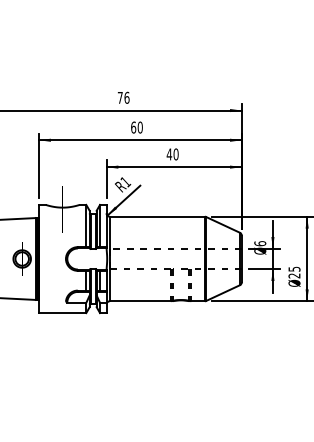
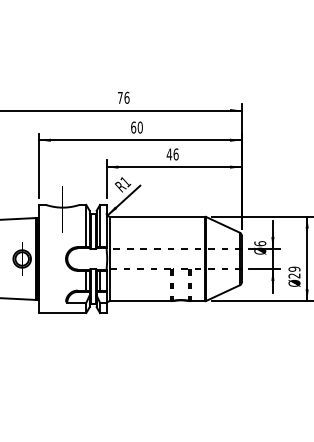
text: 40 -> 46 (175, 154)
text: 25 -> 29 (294, 268)
